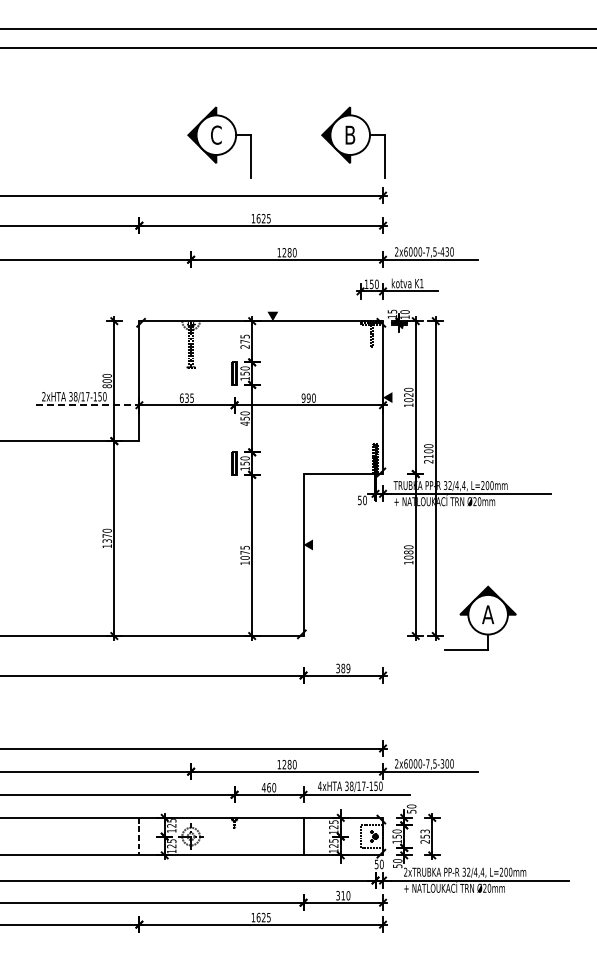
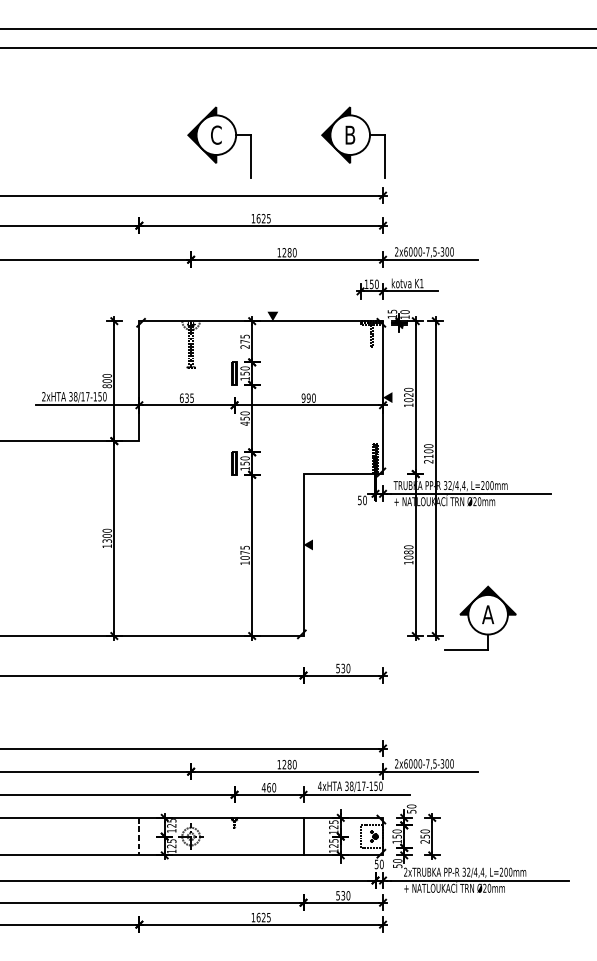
text: 2x6000-7,5-430 -> 2x6000-7,5-300 (444, 251)
line: dashed -> solid (85, 405)
text: 1370 -> 1300 (106, 535)
text: 389 -> 530 (343, 668)
text: 253 -> 250 (424, 831)
text: 310 -> 530 (340, 895)
